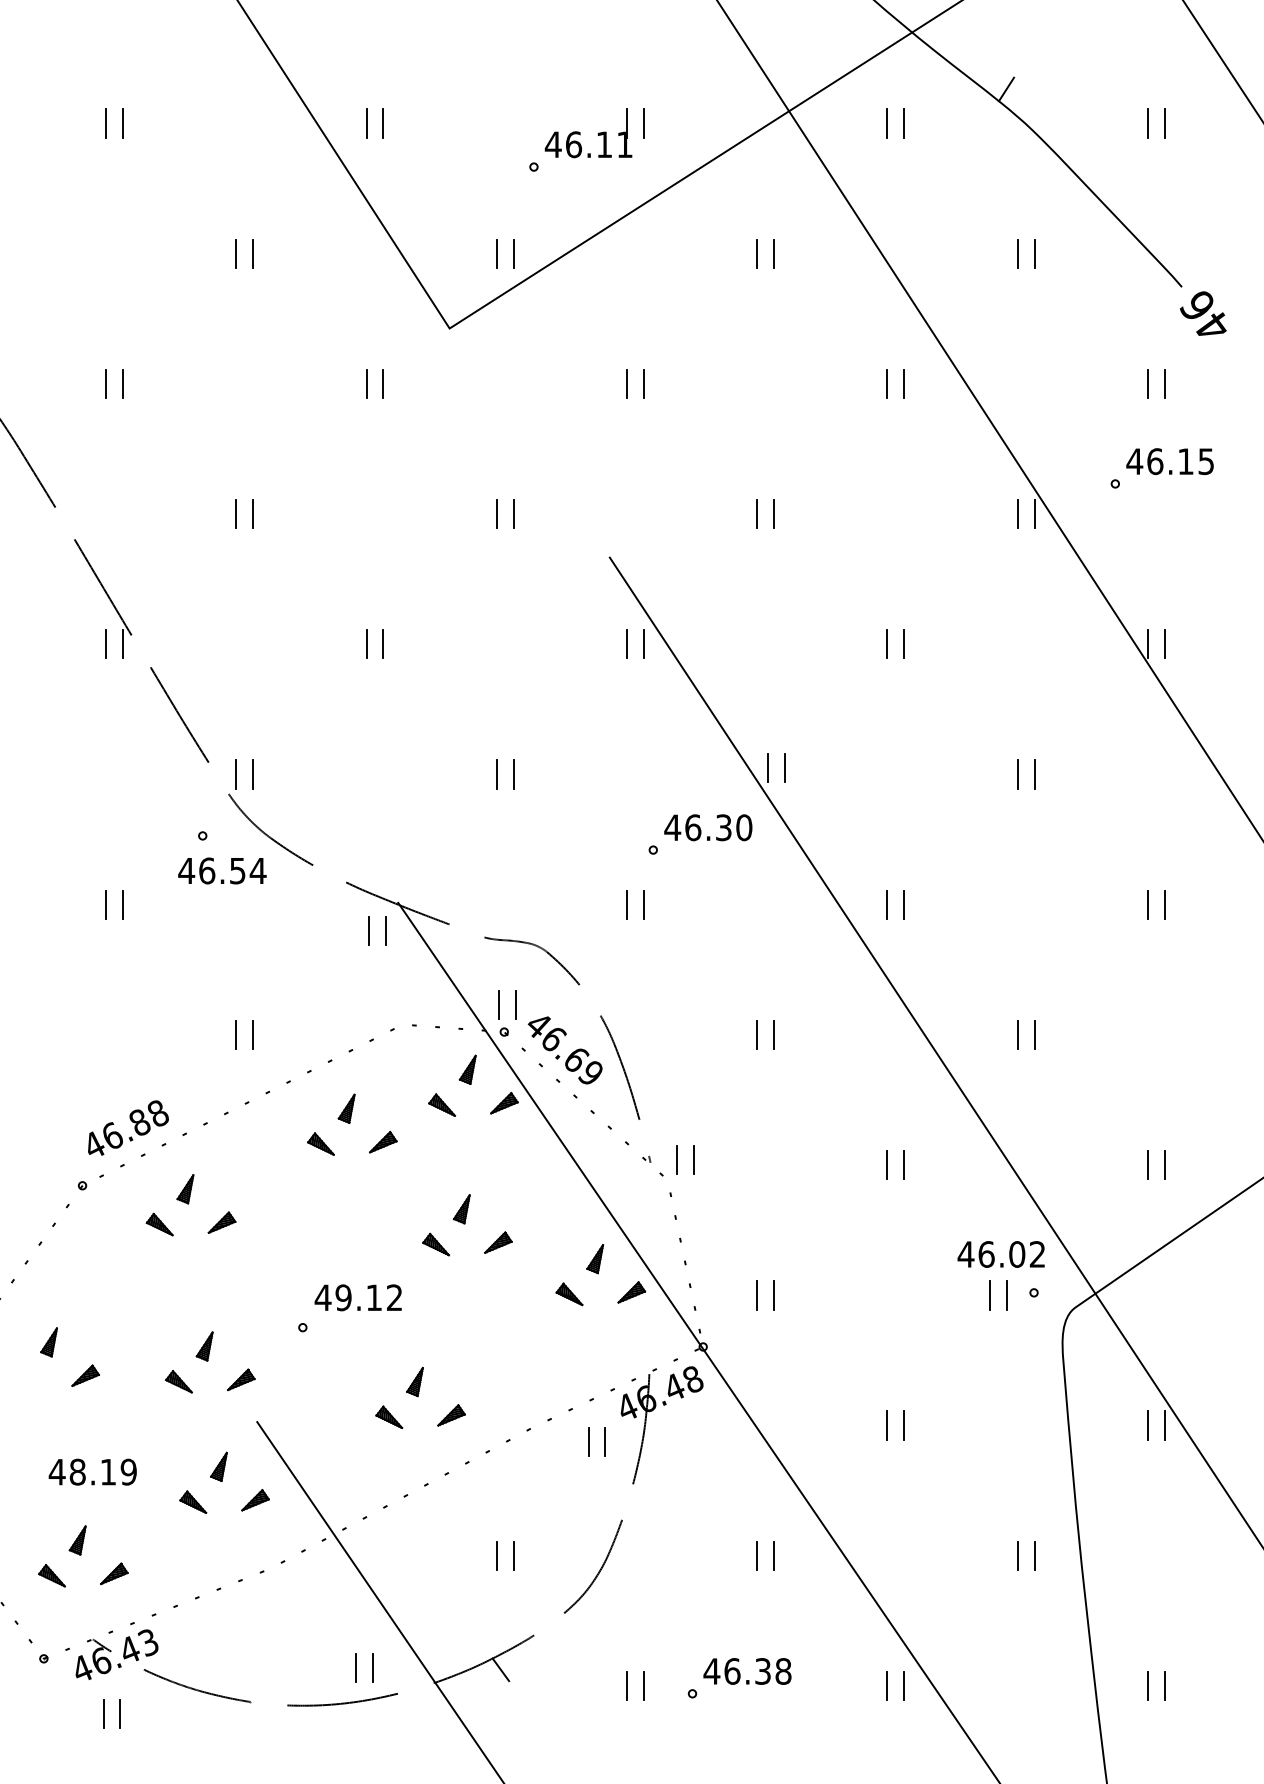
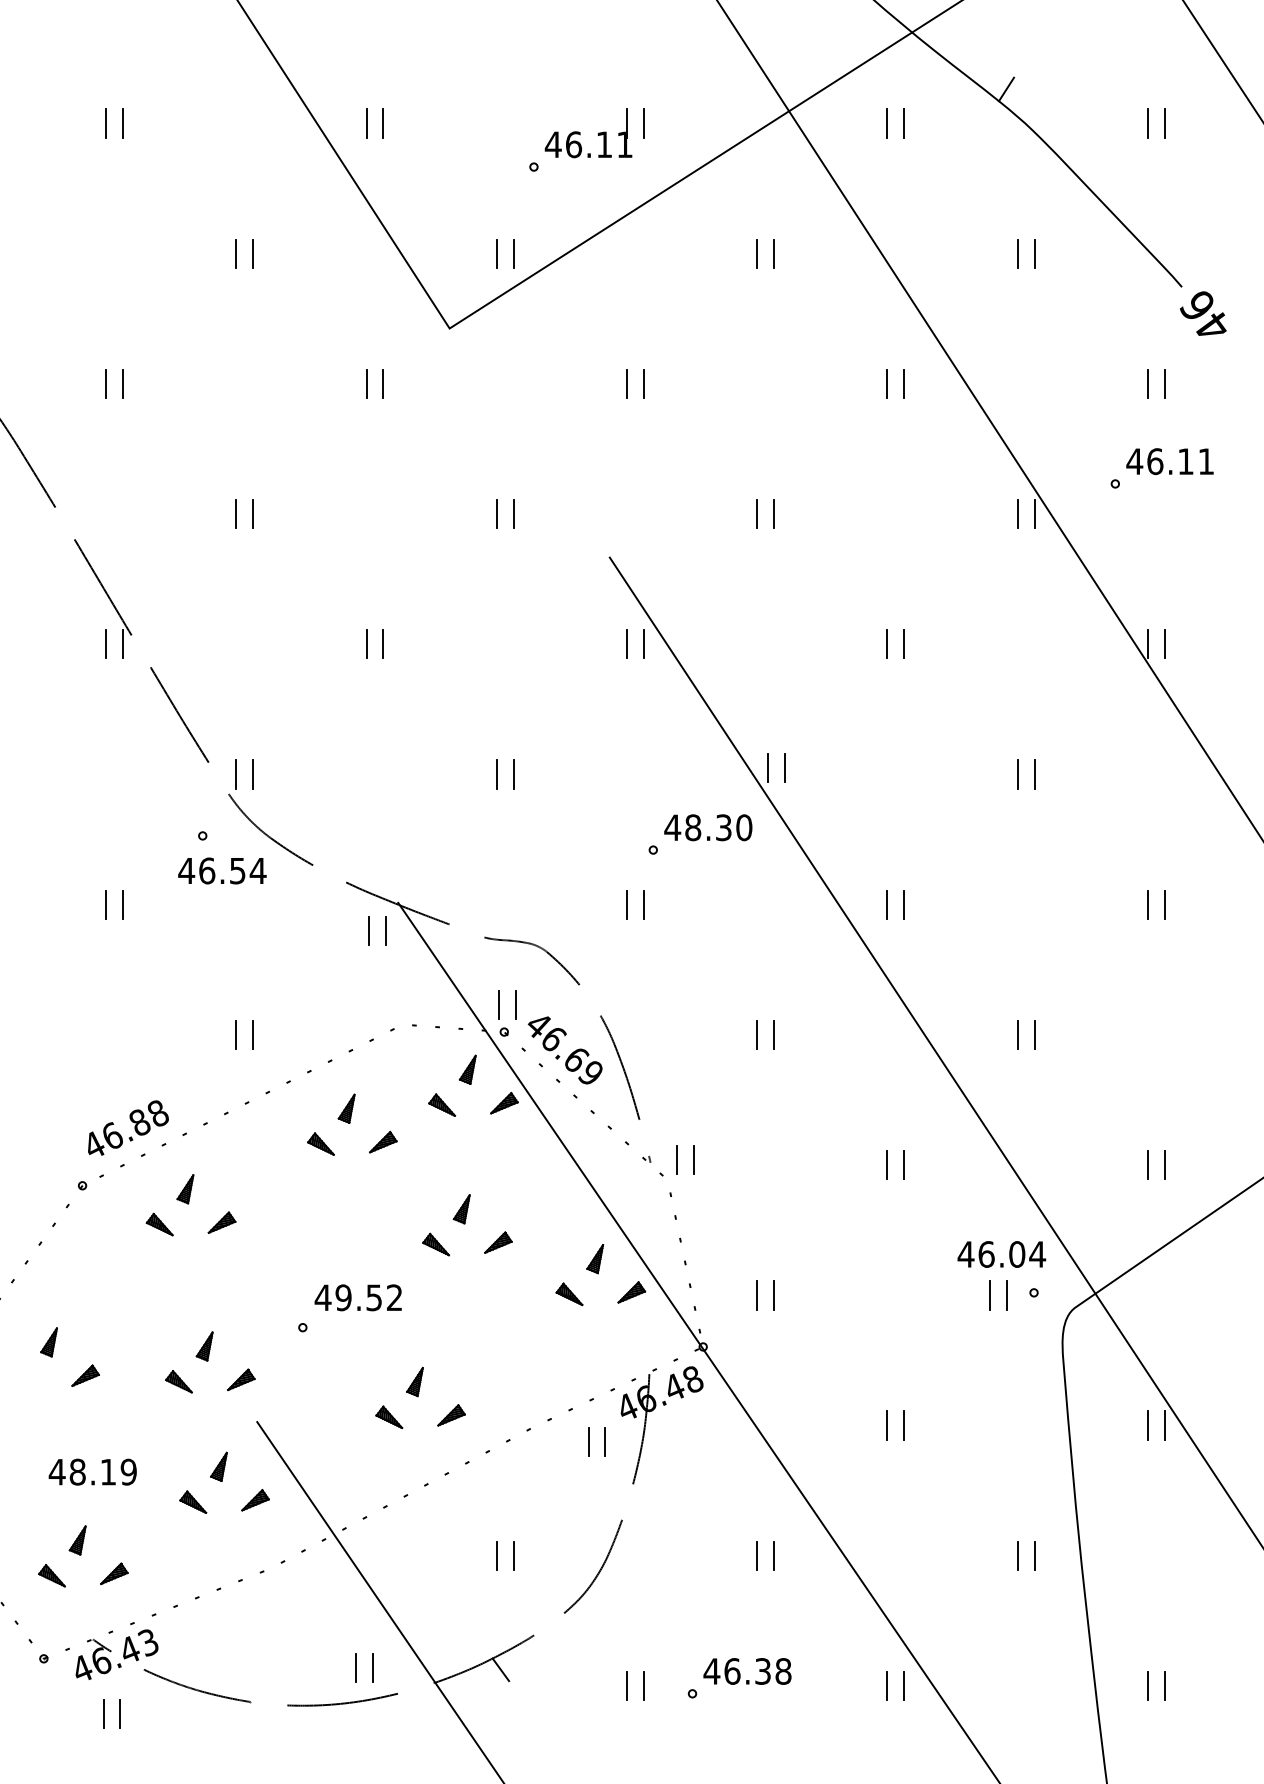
text: 46.15 -> 46.11 (1205, 461)
text: 46.30 -> 48.30 (693, 827)
text: 46.02 -> 46.04 (1037, 1254)
text: 49.12 -> 49.52 (373, 1297)
